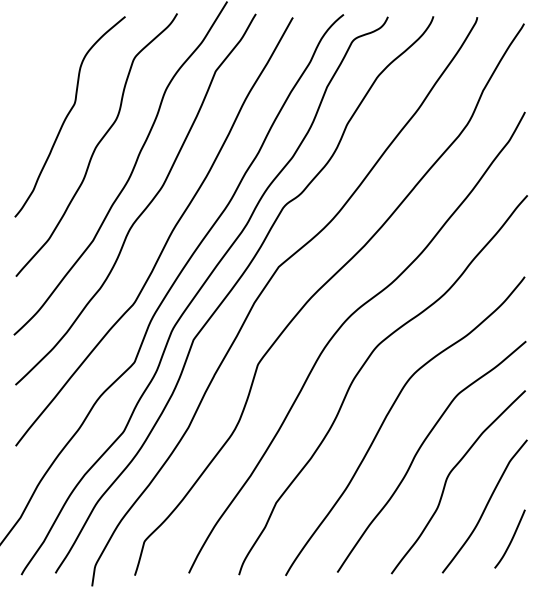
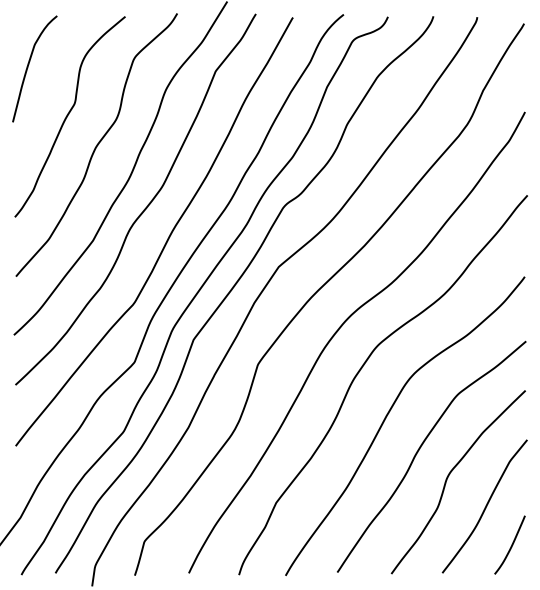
curve: none -> present (28, 68)
curve position: (511, 538) -> (511, 544) (511, 544)
